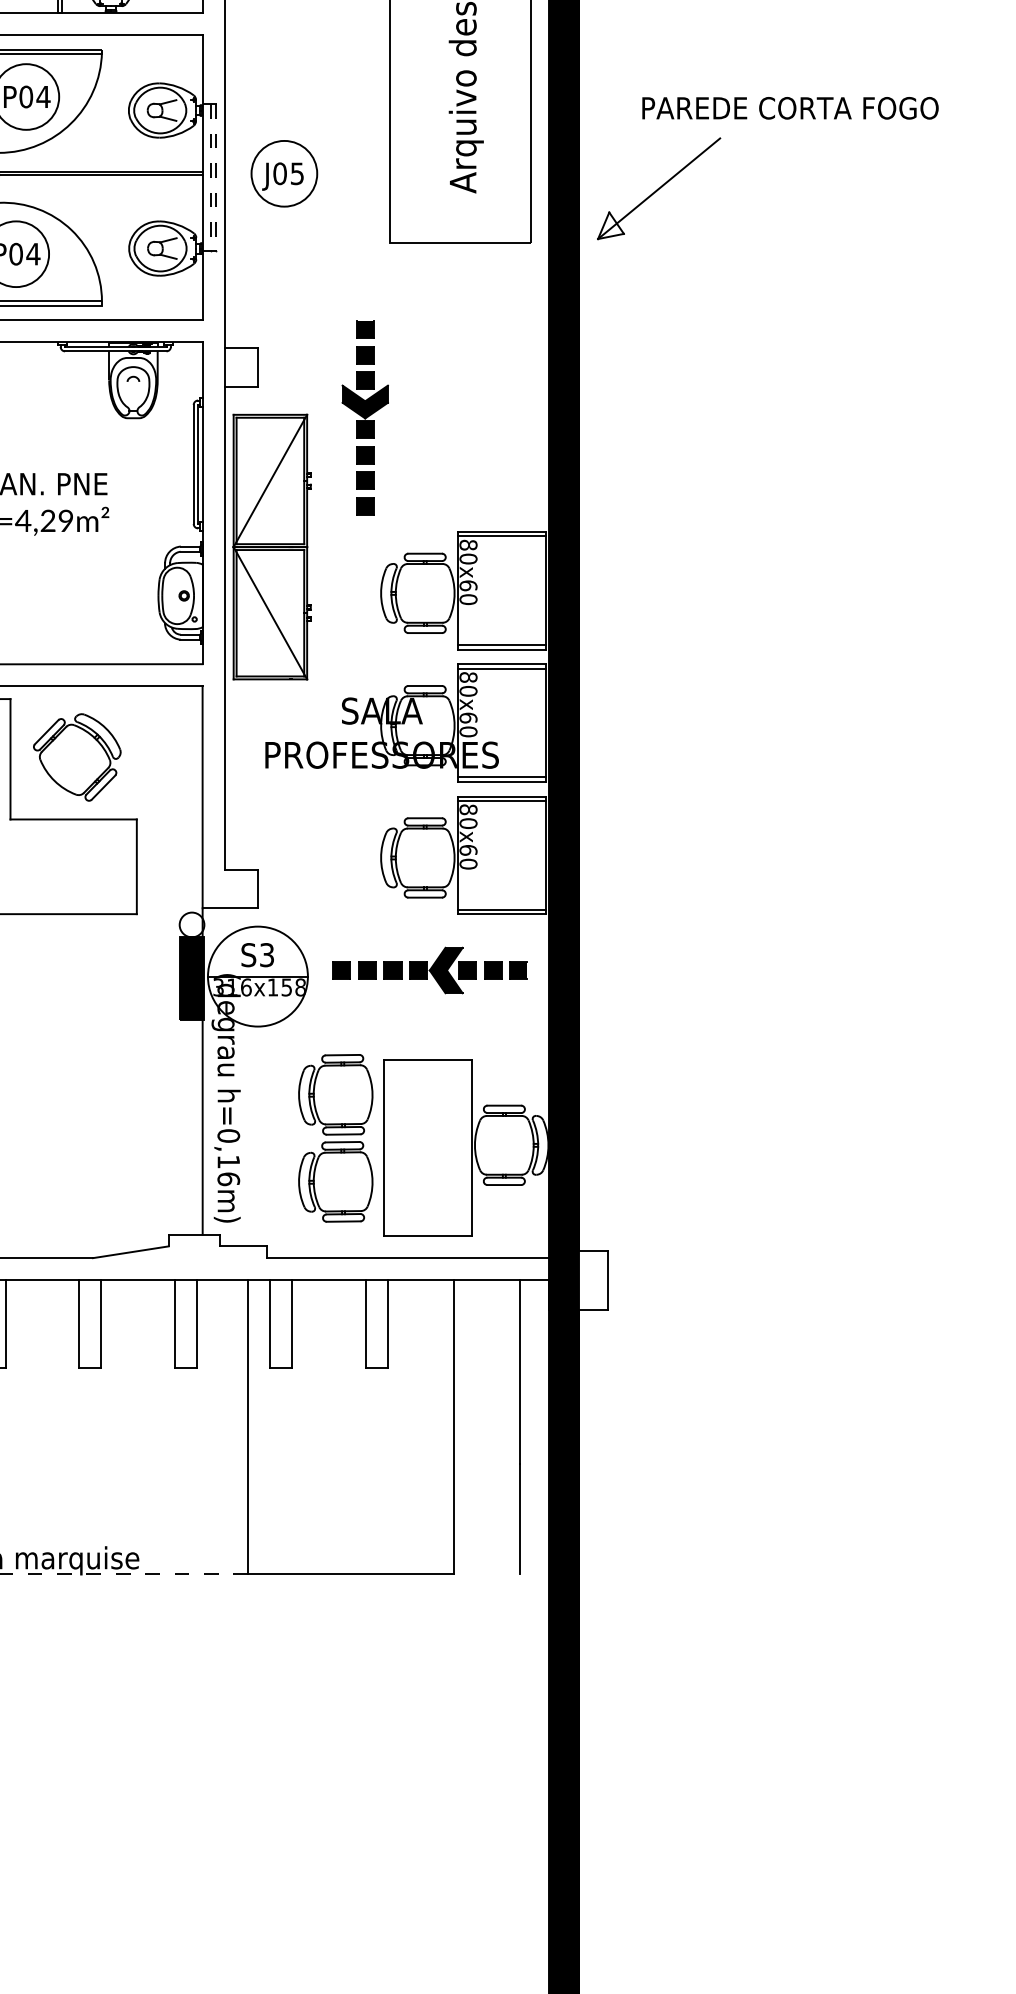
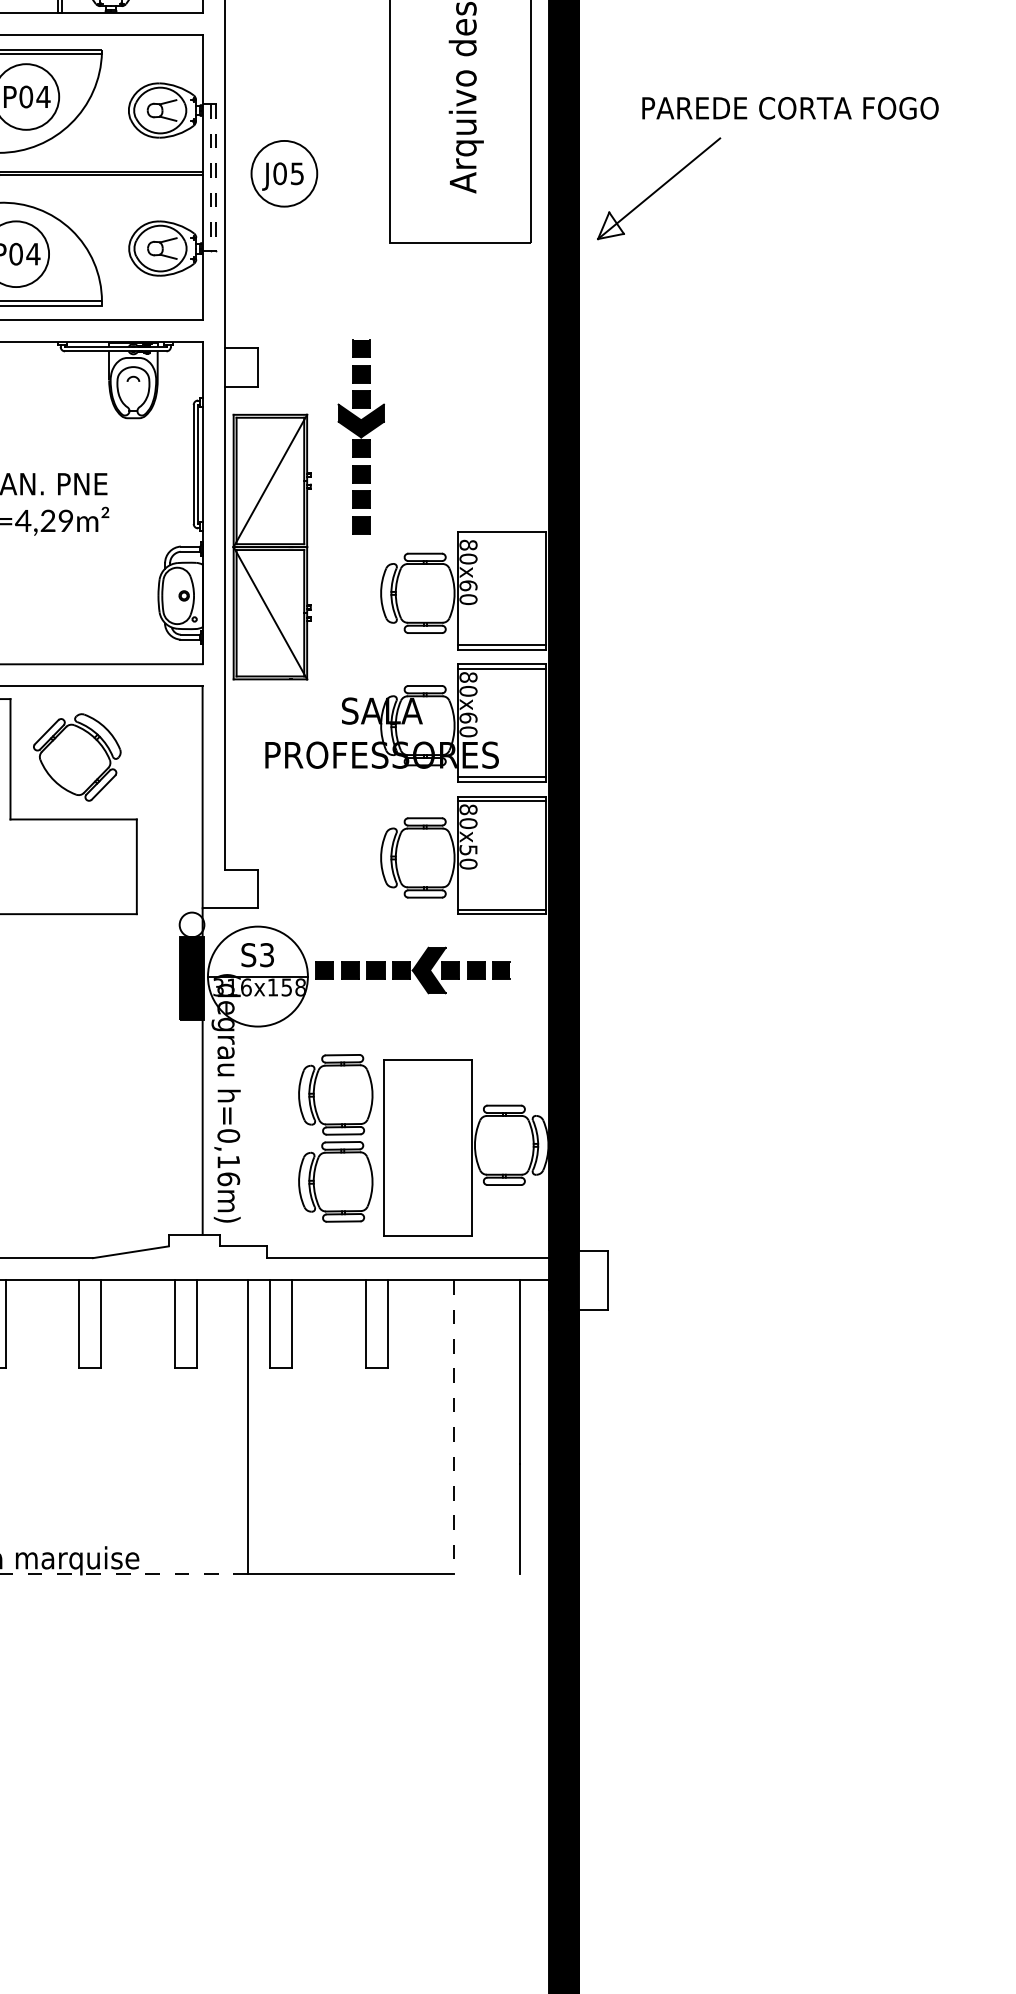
part position: (364, 417) -> (360, 436) (360, 436)
line: present -> none (501, 536)
text: 80x60 -> 80x50 (468, 850)
part position: (429, 970) -> (412, 970) (412, 970)
line: solid -> dashed (453, 1427)
